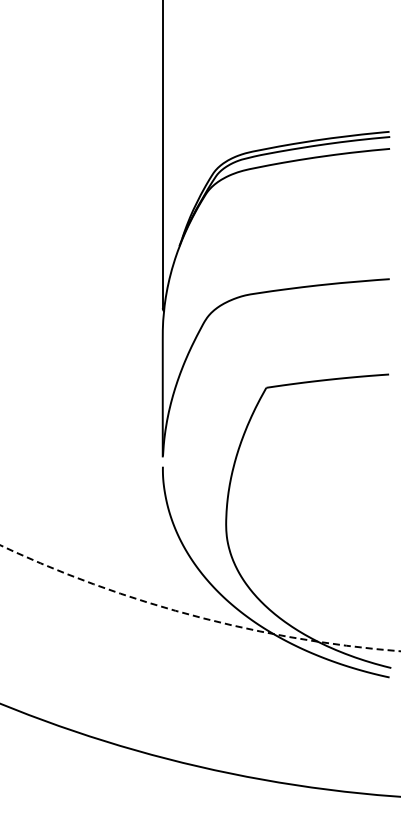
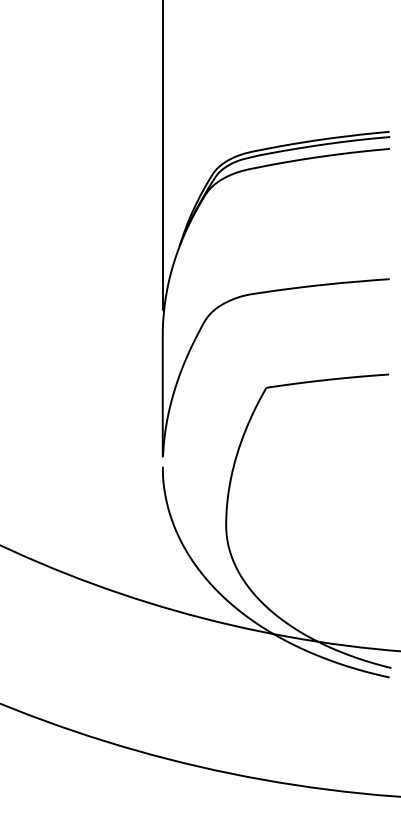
circle: dashed -> solid (200, 598)
